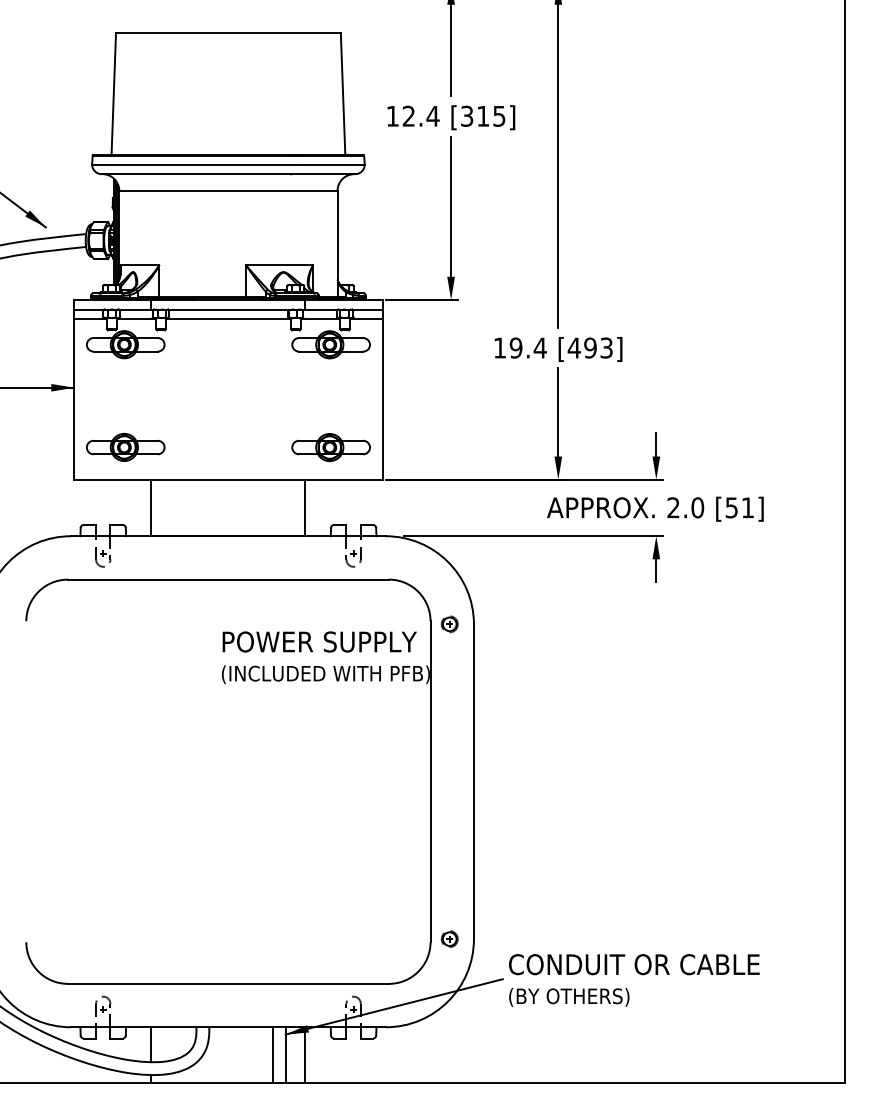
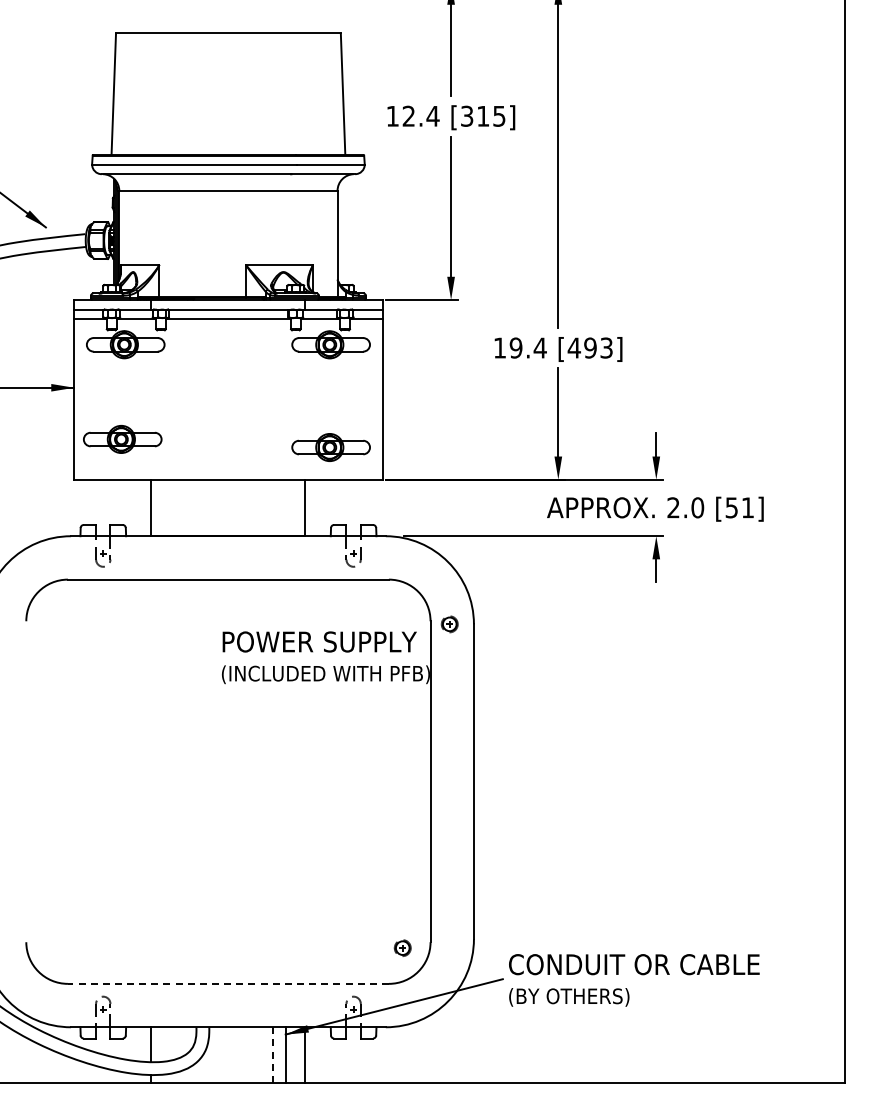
part position: (125, 447) -> (122, 439) (122, 439)
part position: (449, 938) -> (402, 947) (402, 947)
line: solid -> dashed (227, 983)
line: solid -> dashed (272, 1054)
